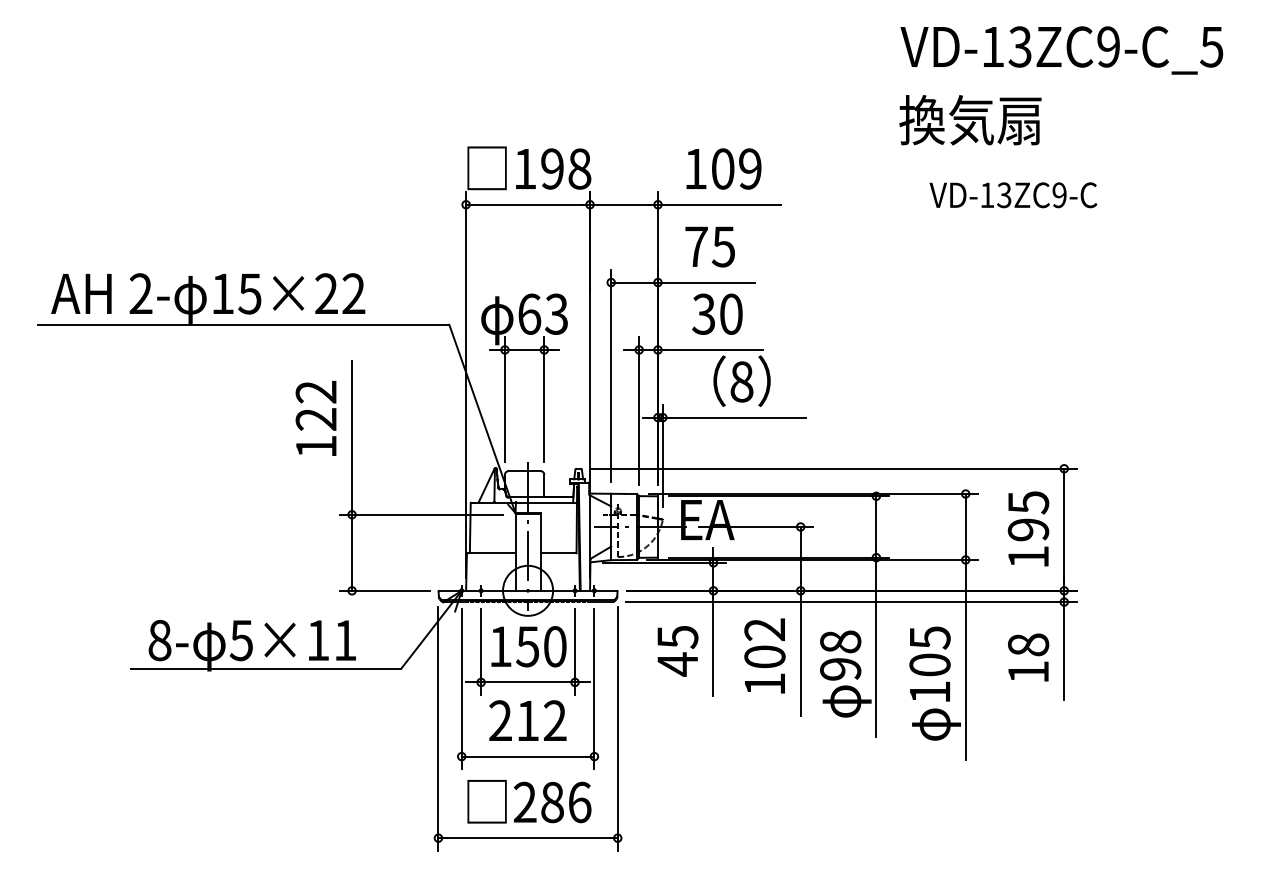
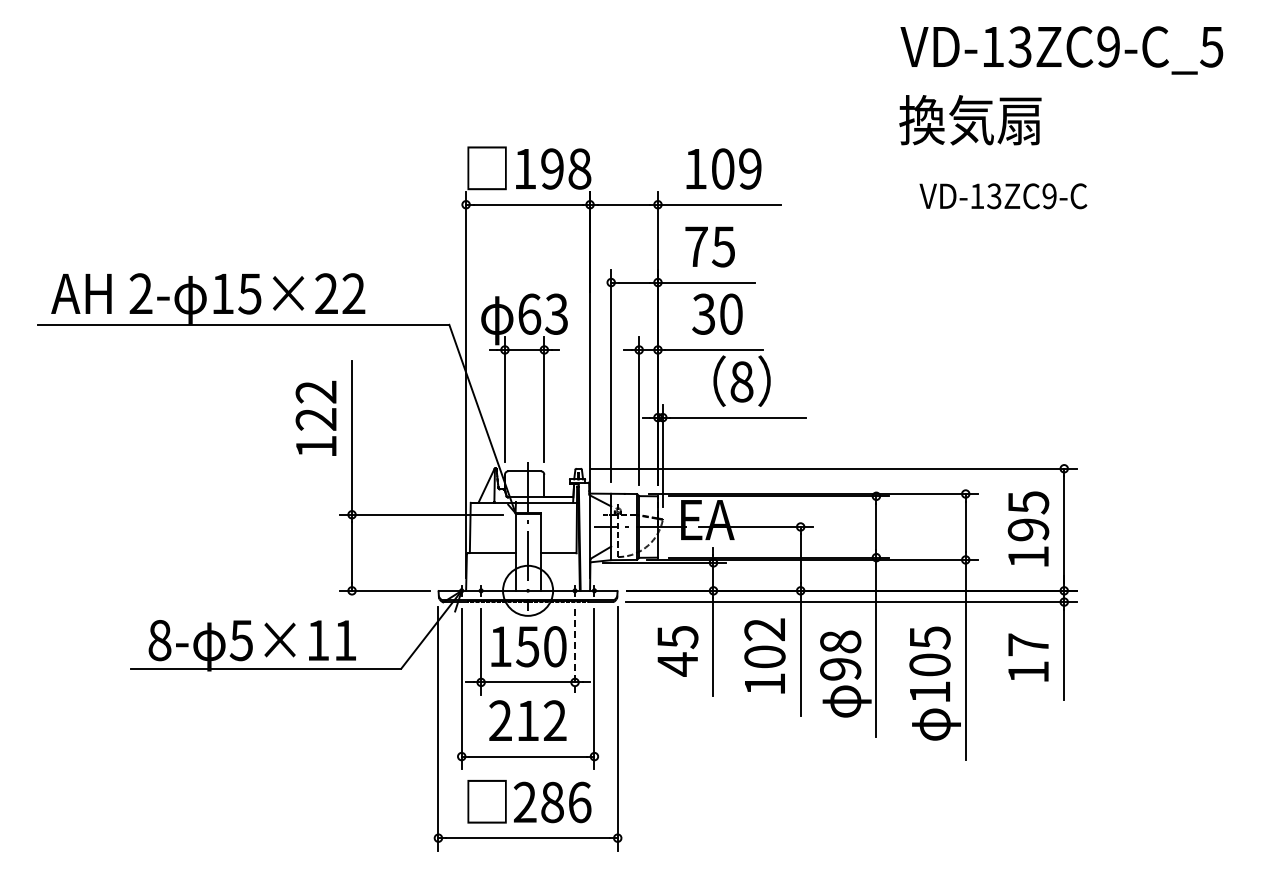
text position: (1013, 195) -> (1003, 196) (1003, 196)
text: 18 -> 17 (1028, 644)
line: solid -> dashed (575, 652)
